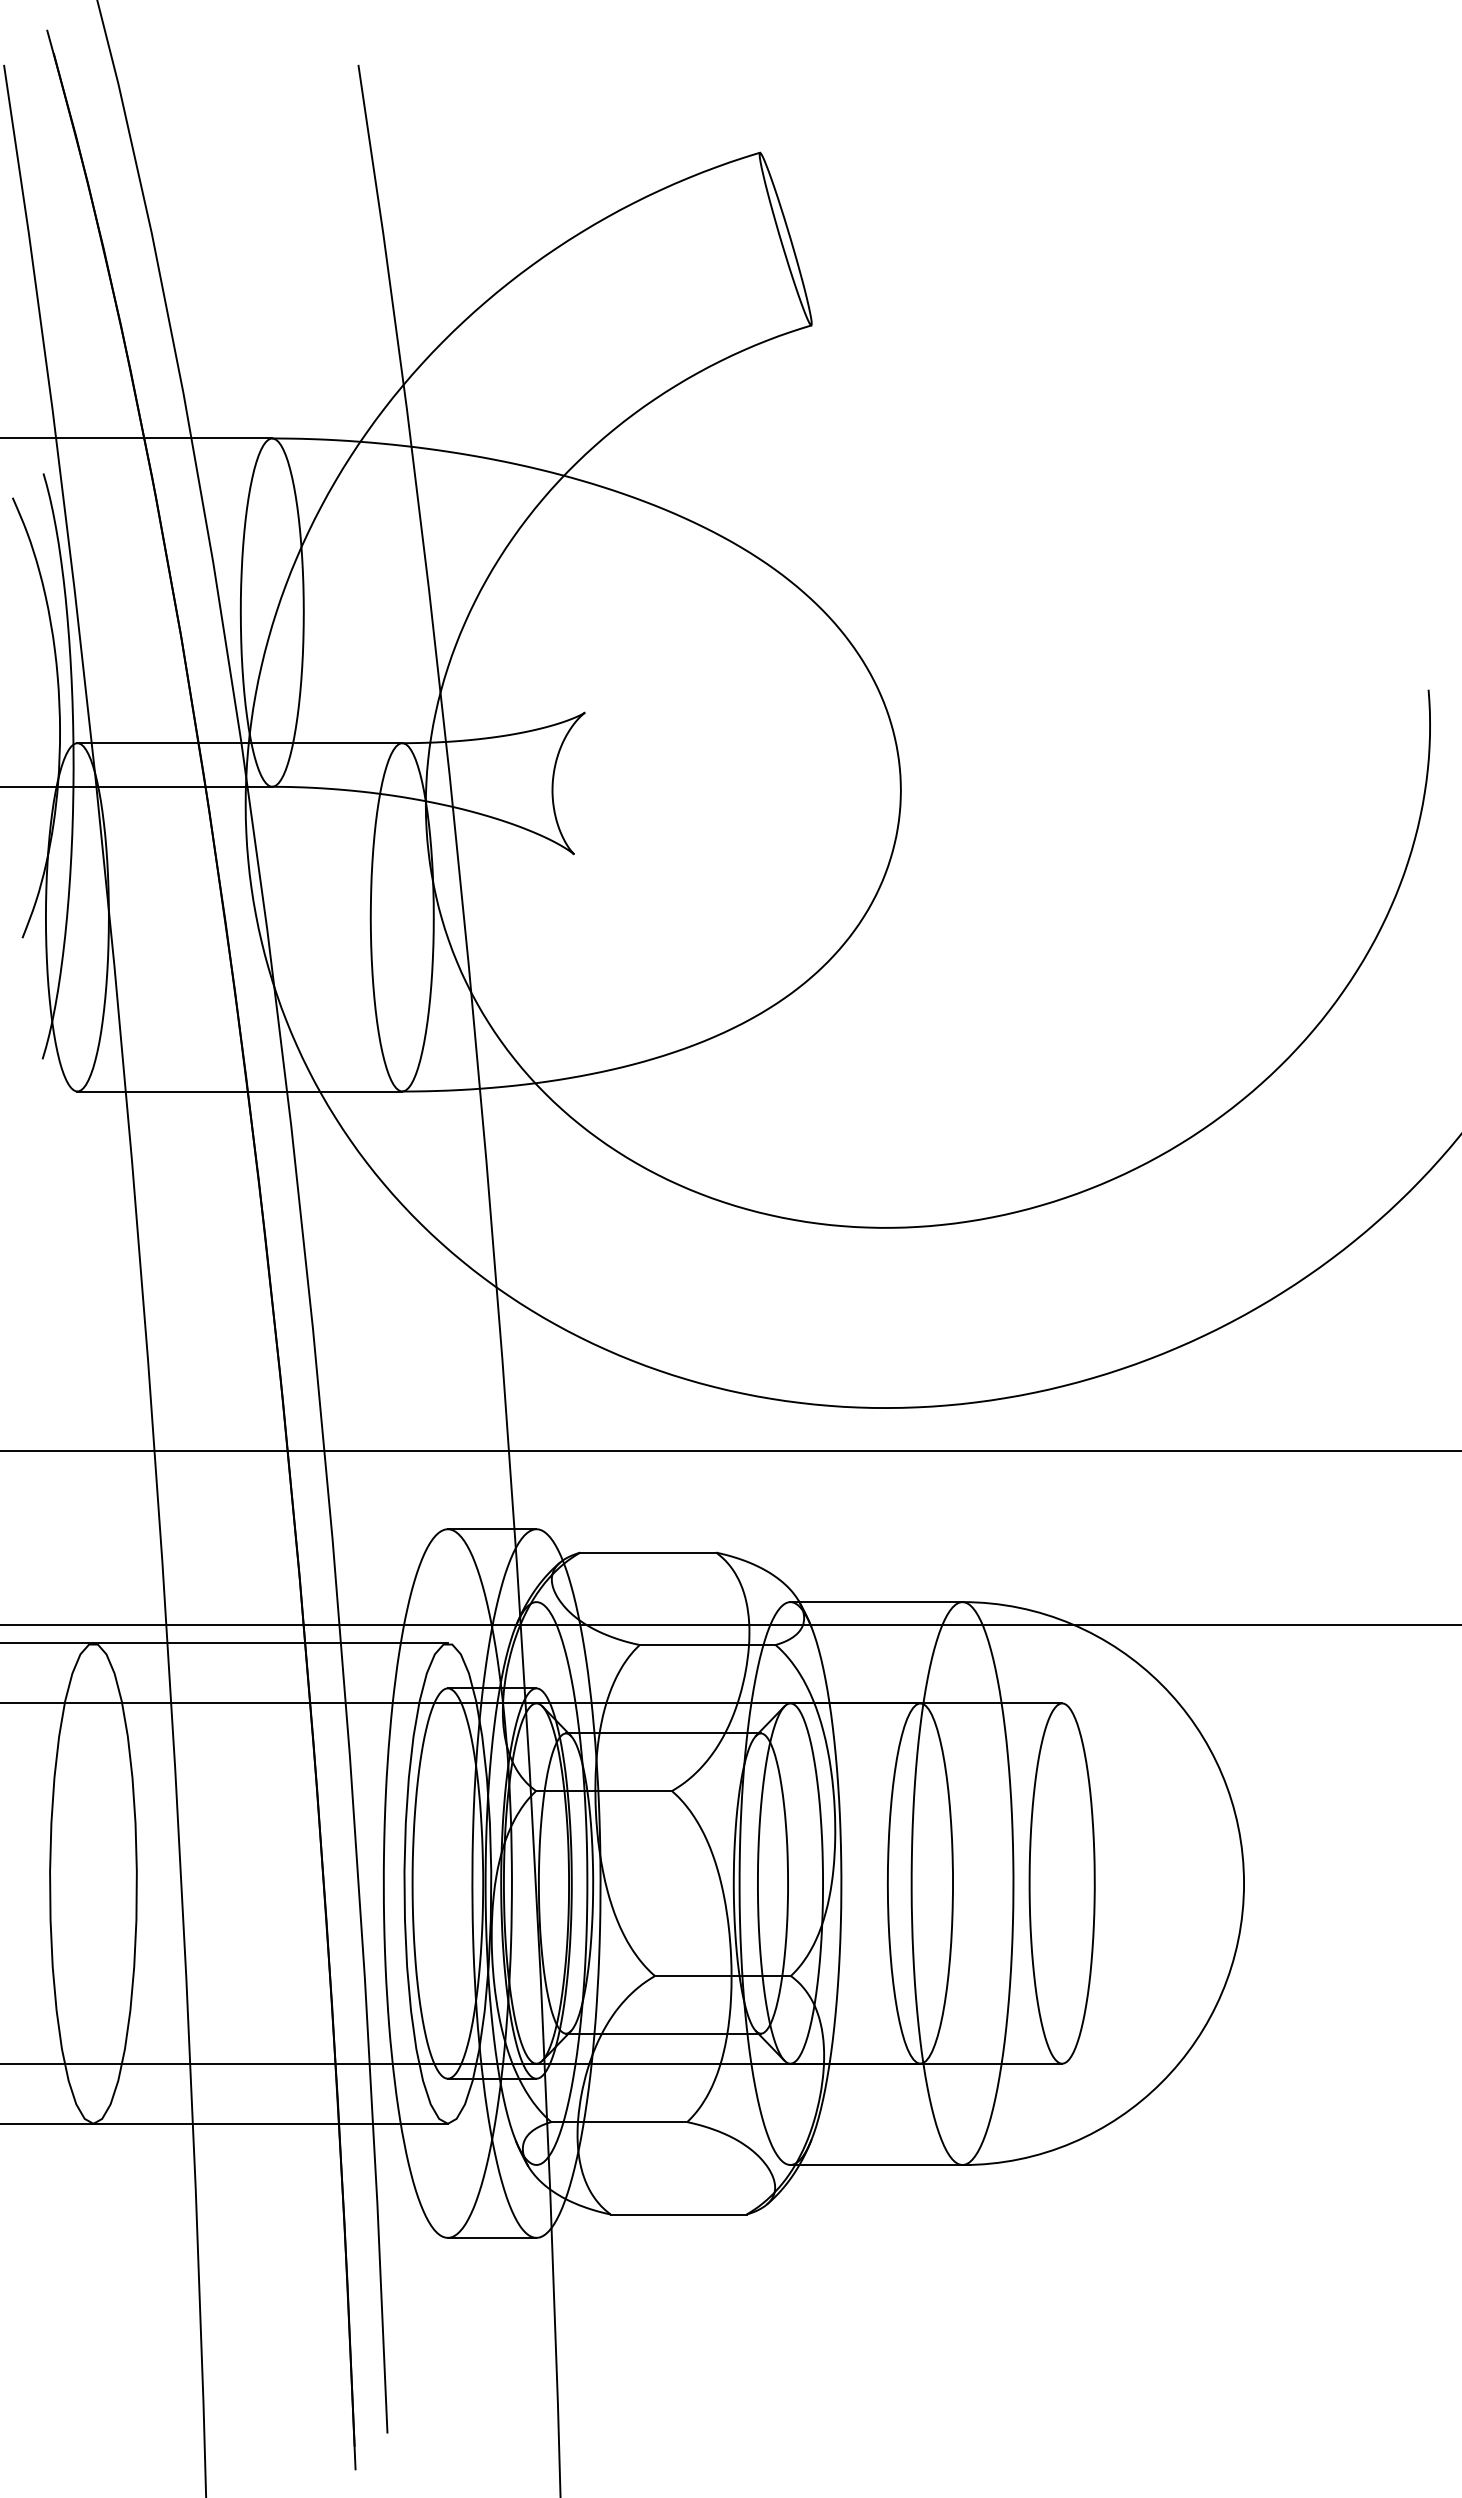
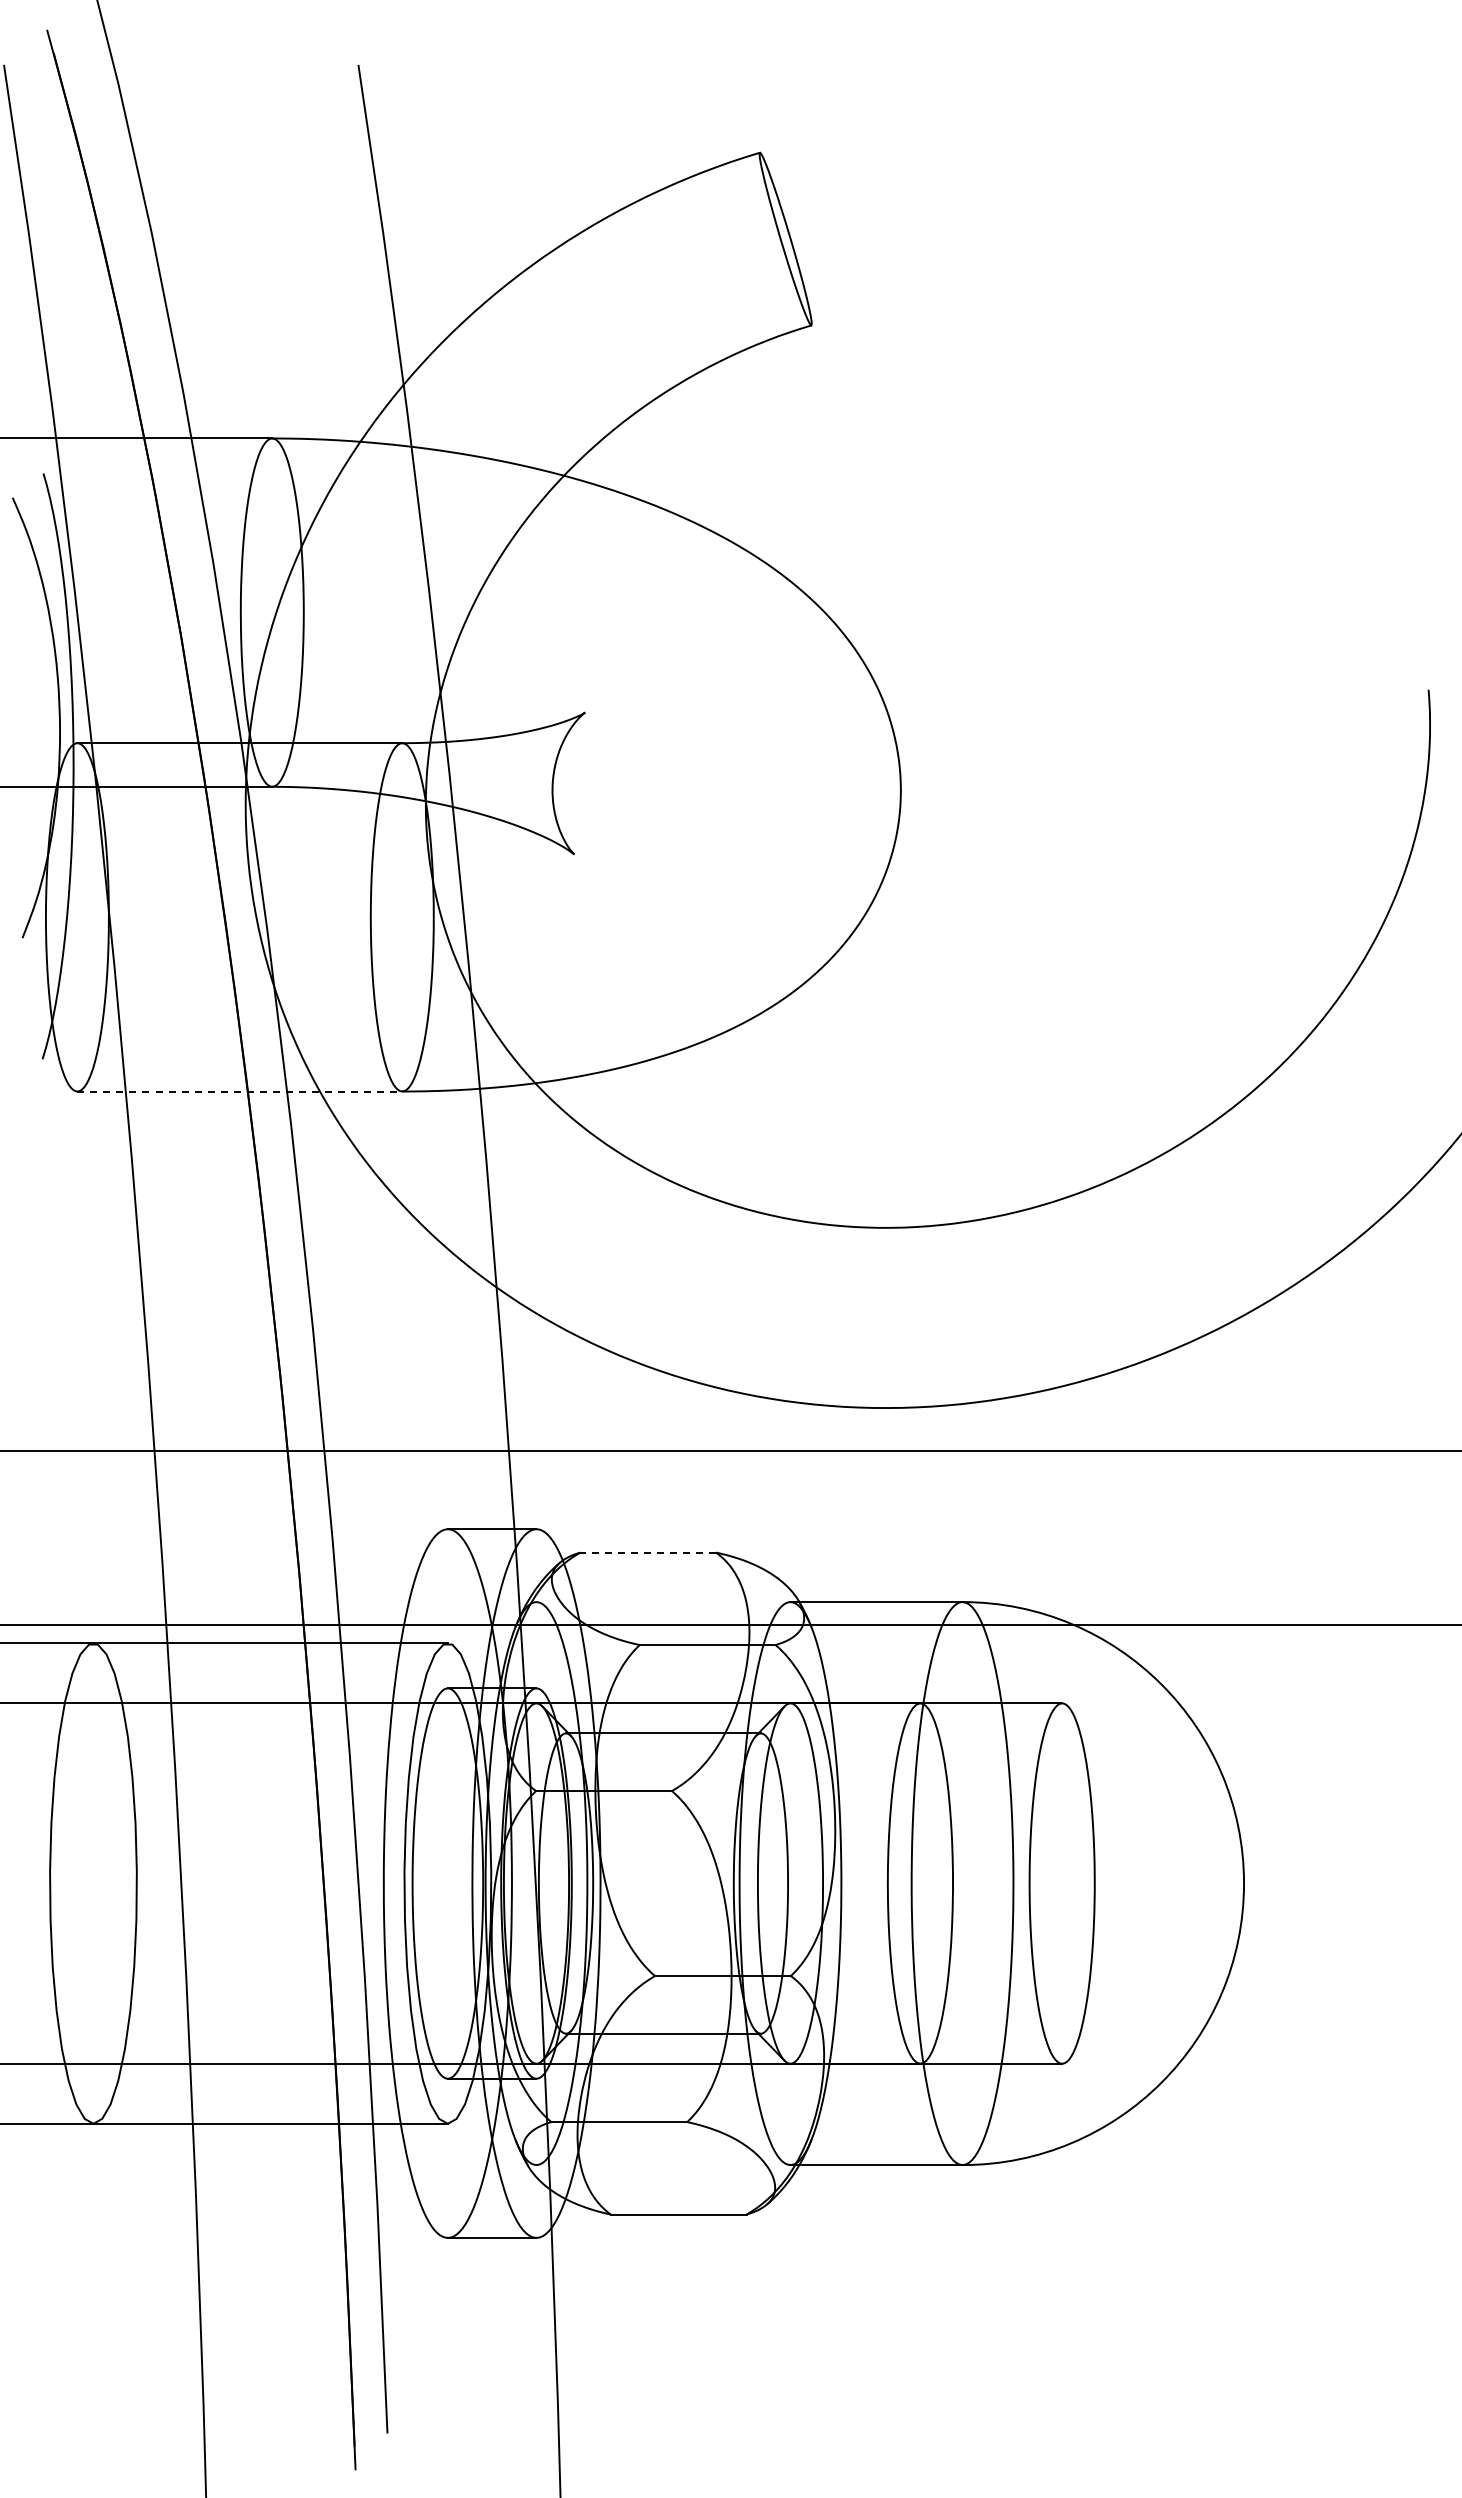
line: solid -> dashed (240, 1091)
line: solid -> dashed (648, 1552)
